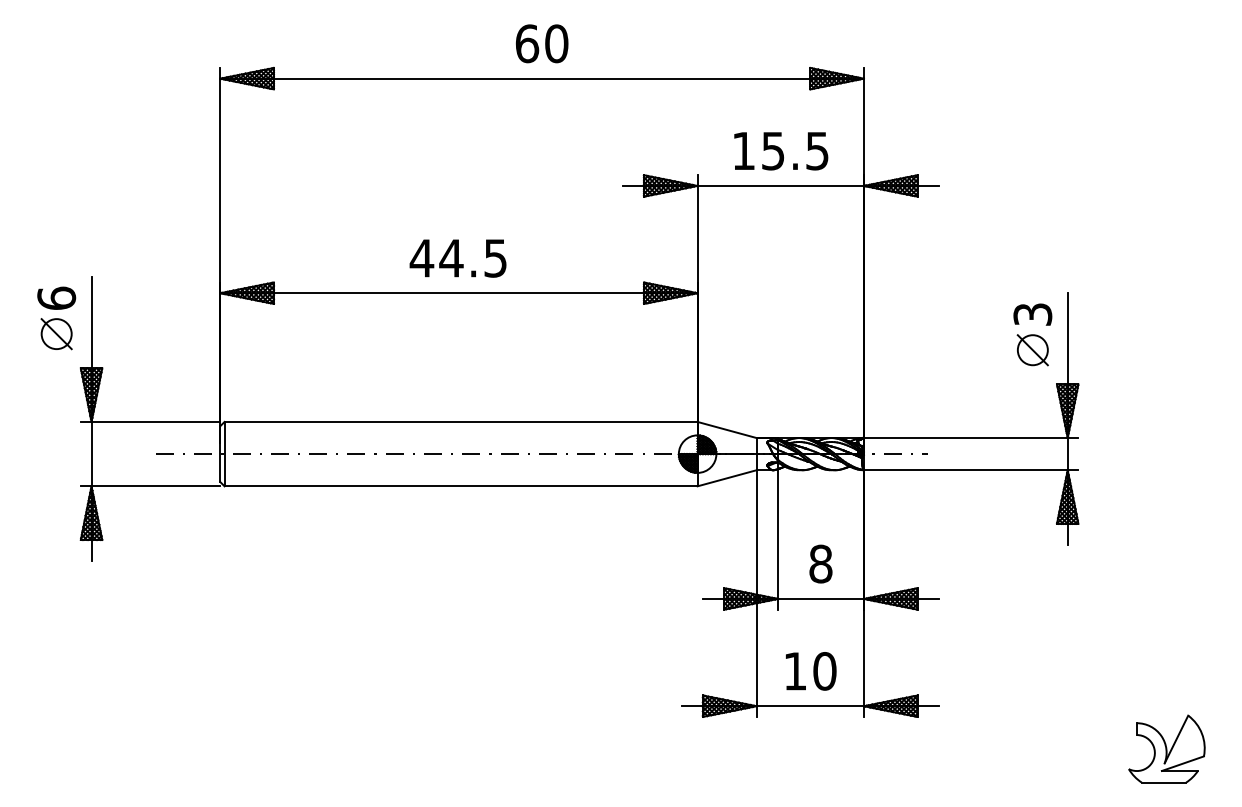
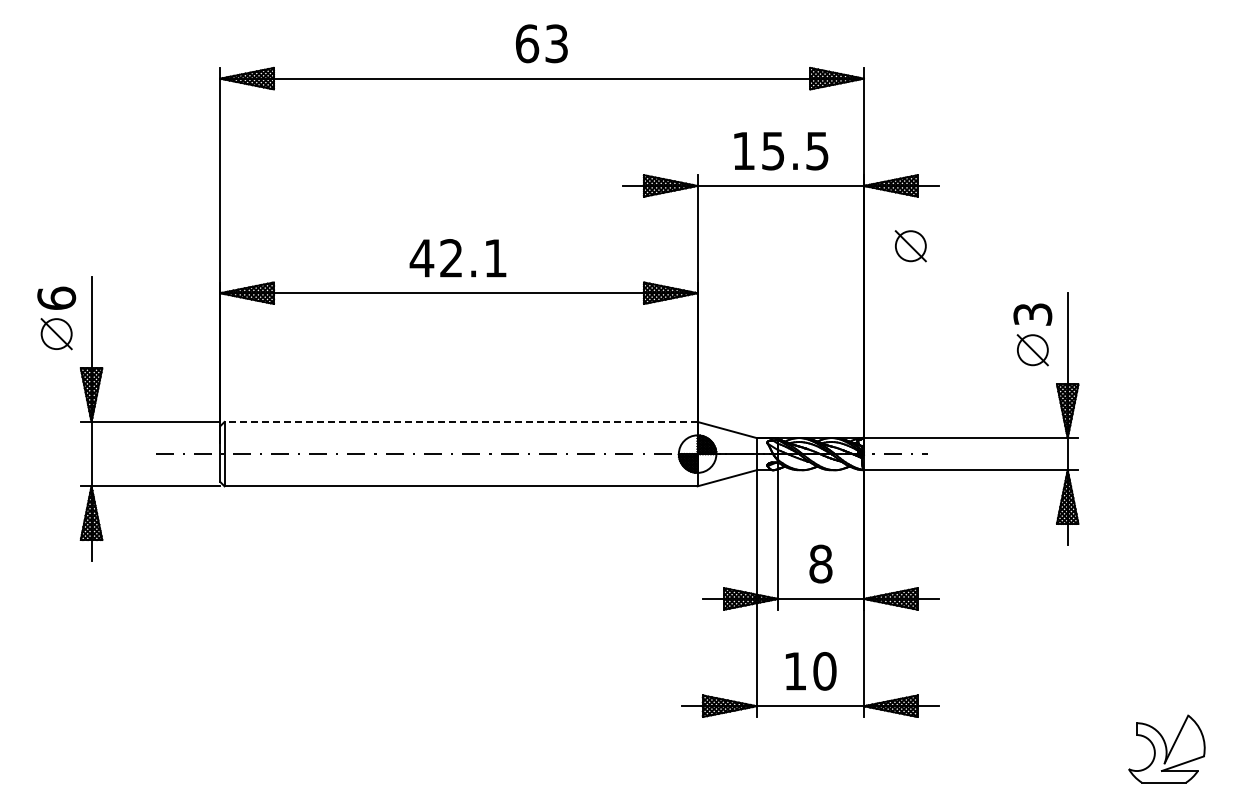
text: 60 -> 63 (556, 43)
part: none -> present (910, 246)
text: 44.5 -> 42.1 (472, 258)
line: solid -> dashed (461, 421)
